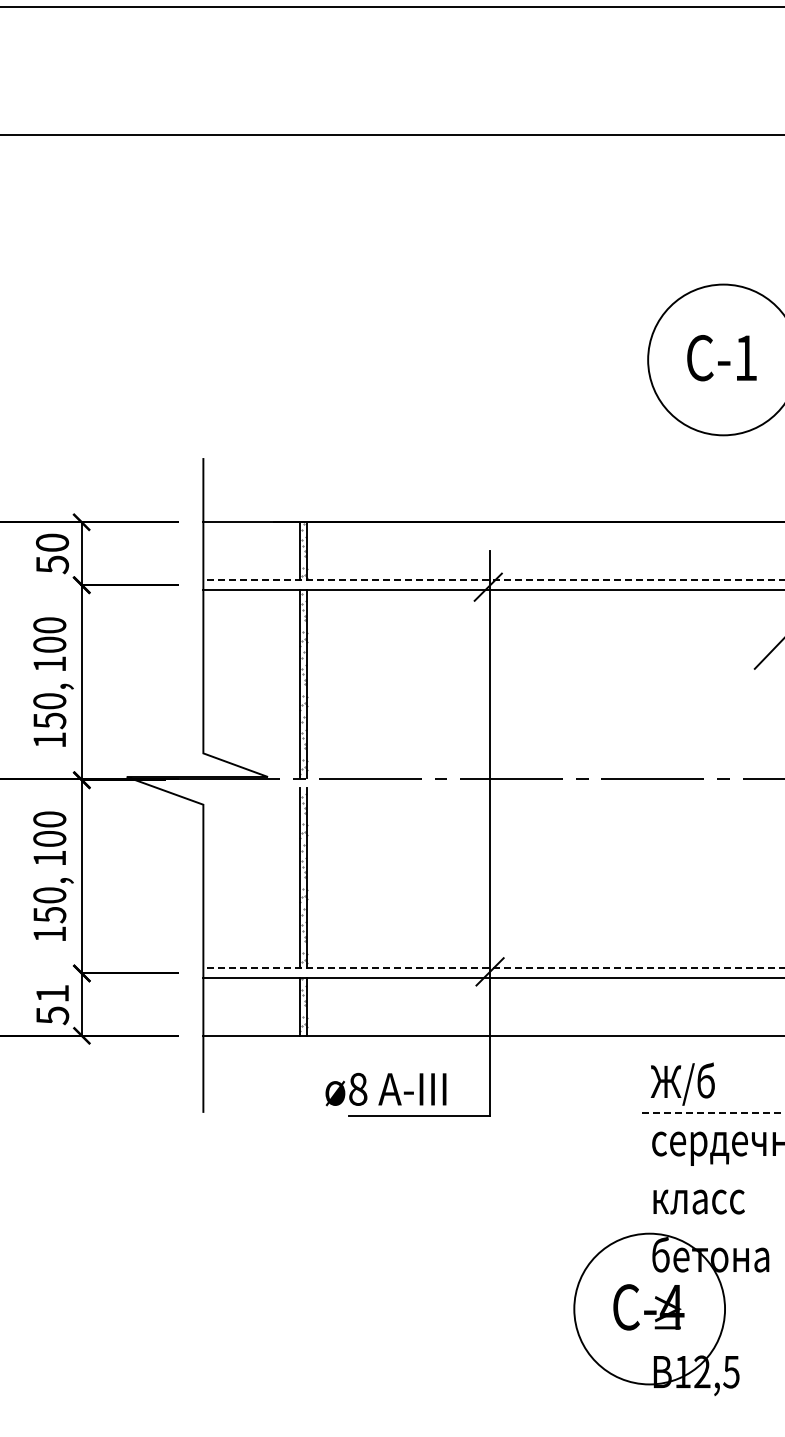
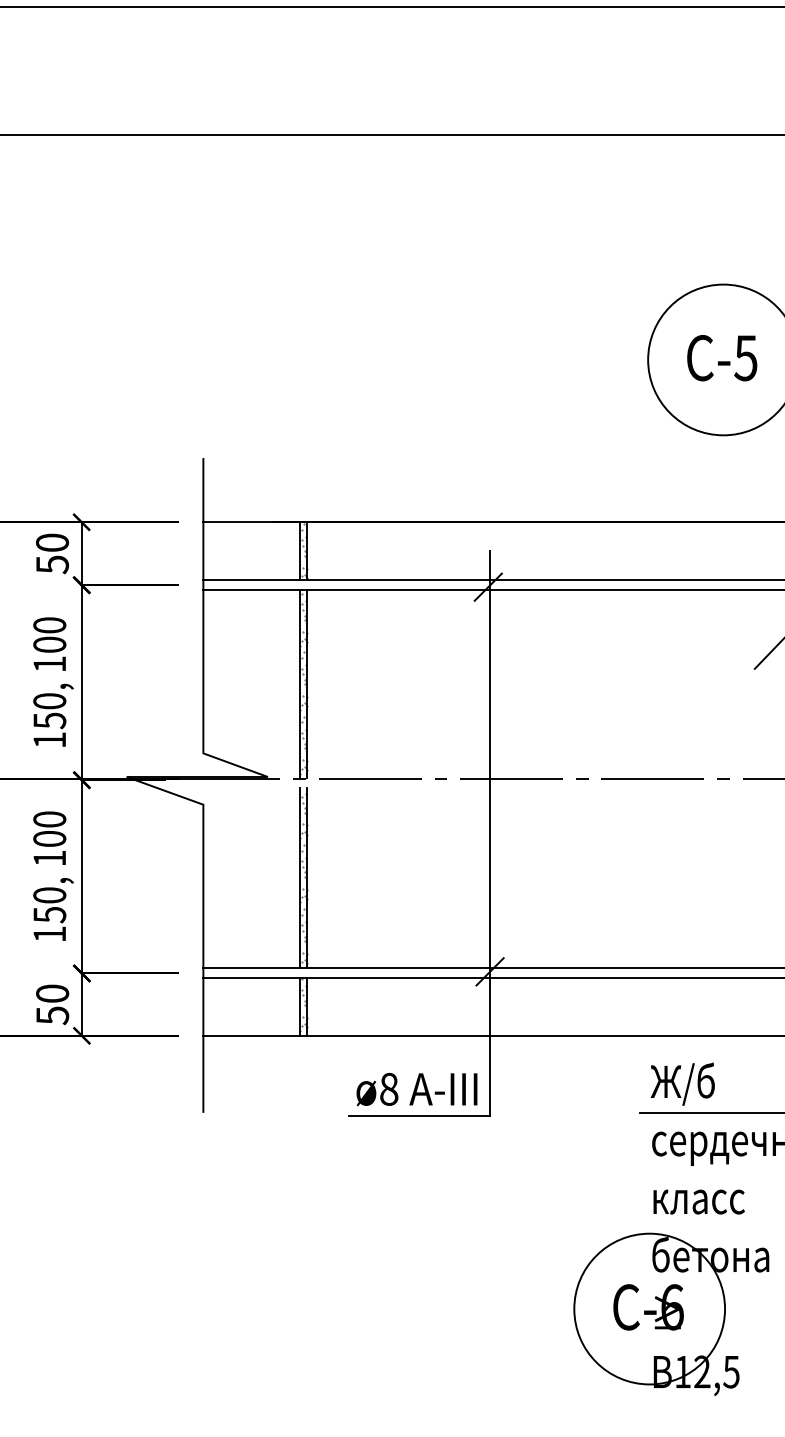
text: -1 -> -5 (745, 358)
line: dashed -> solid (494, 580)
line: dashed -> solid (494, 967)
text: 51 -> 50 (52, 993)
text position: (385, 1089) -> (416, 1089) (416, 1089)
line: dashed -> solid (711, 1112)
text: -4 -> -6 (671, 1307)
